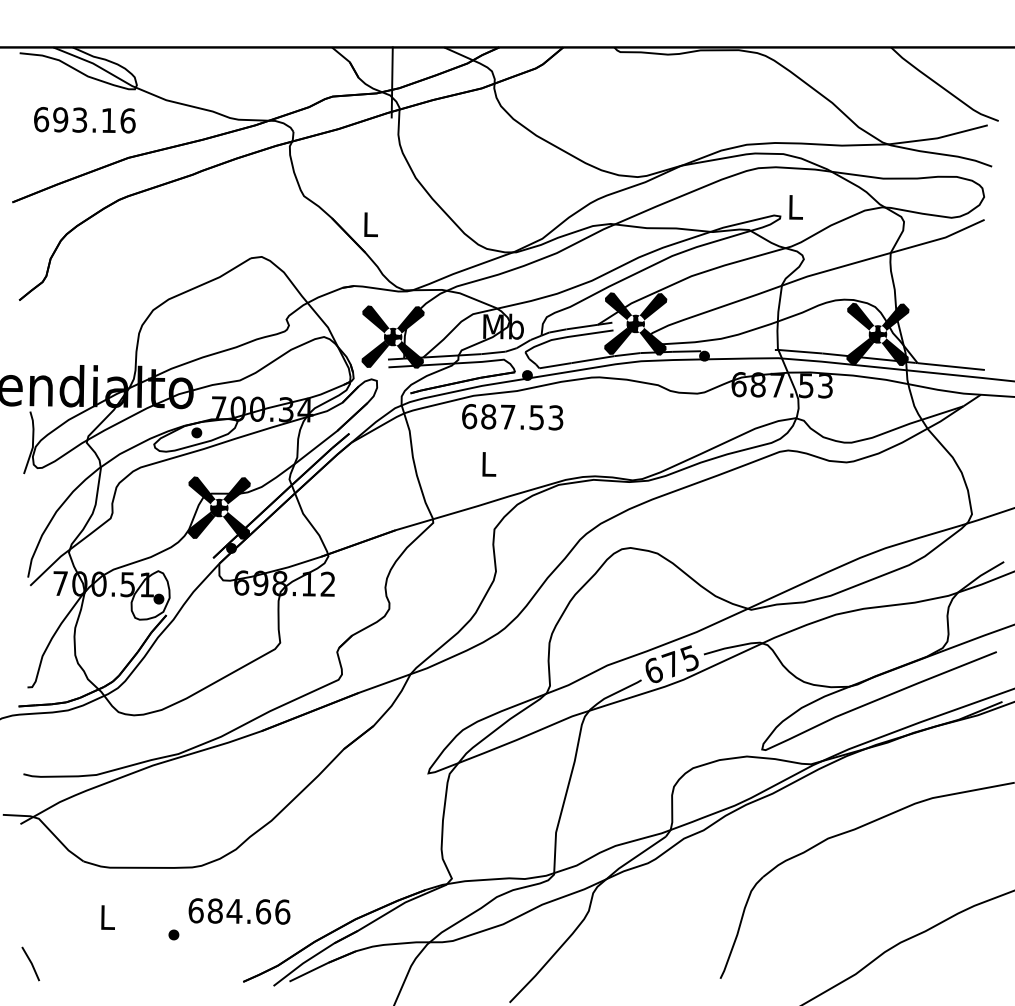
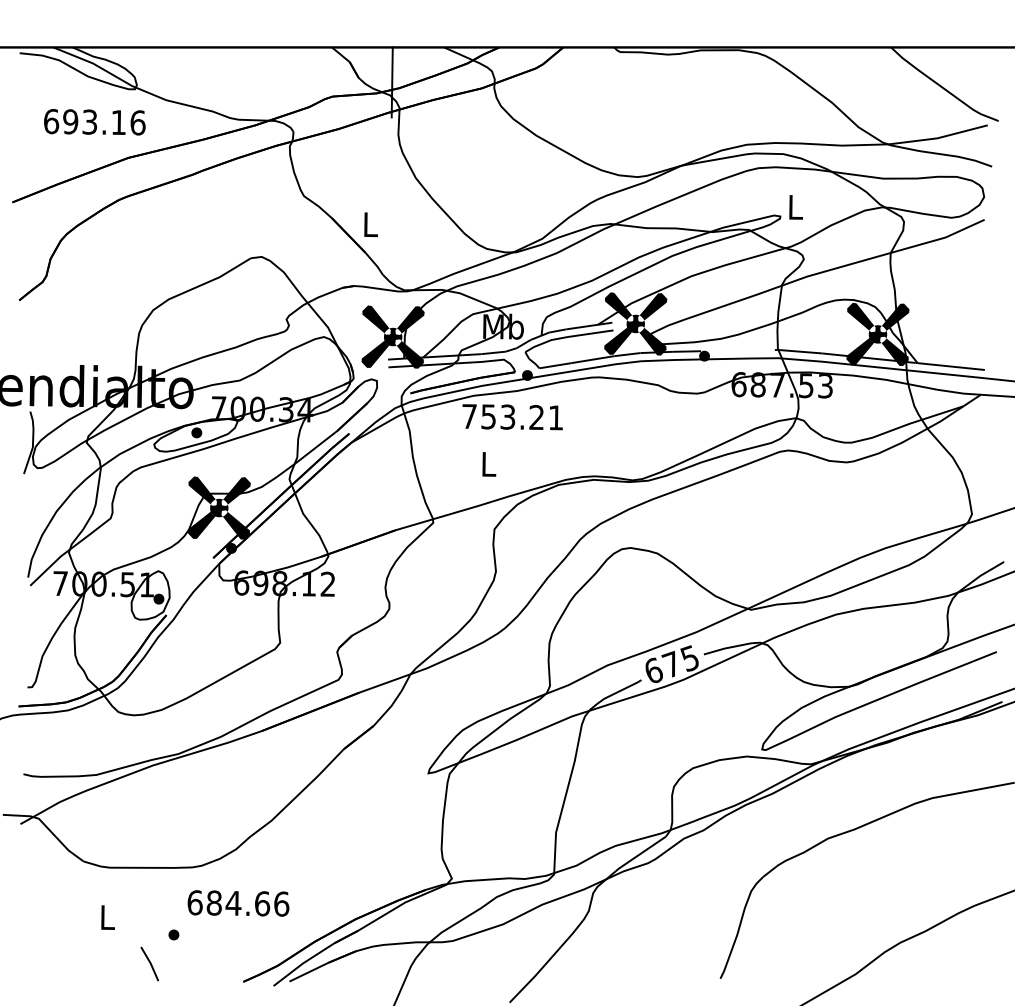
text position: (84, 120) -> (94, 122) (94, 122)
text: 687.53 -> 753.21 (512, 417)
text position: (239, 911) -> (238, 903) (238, 903)
line position: (30, 963) -> (149, 963) (149, 963)
